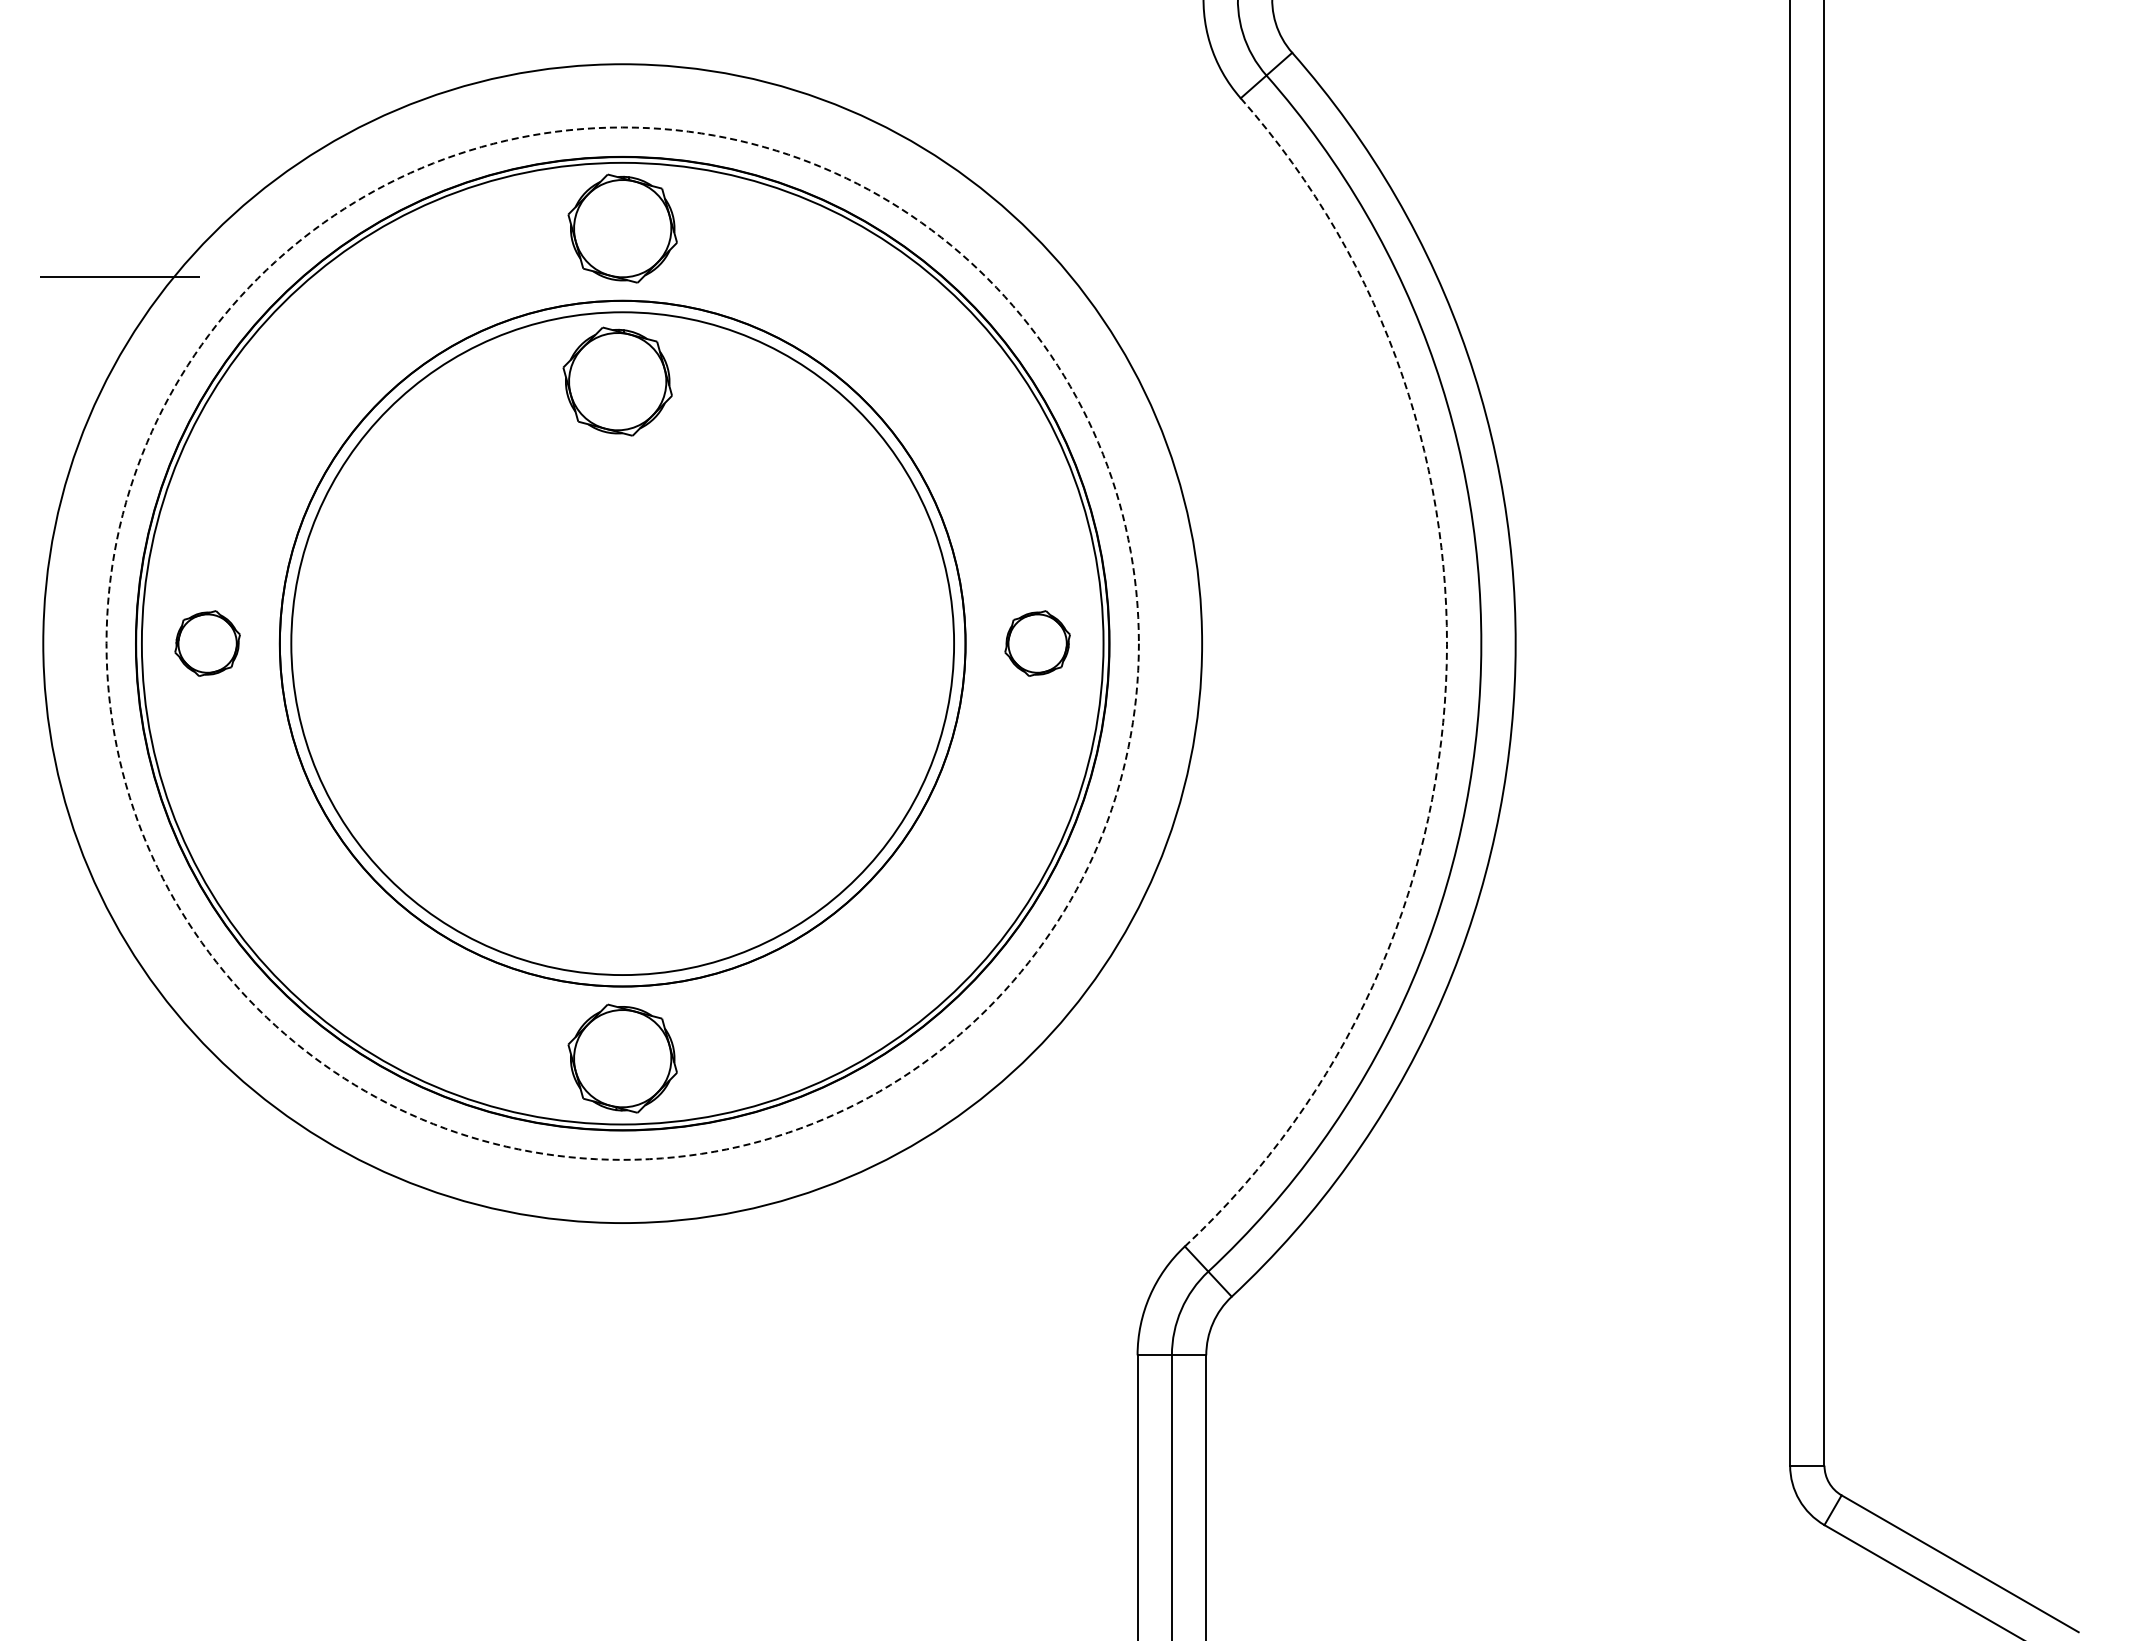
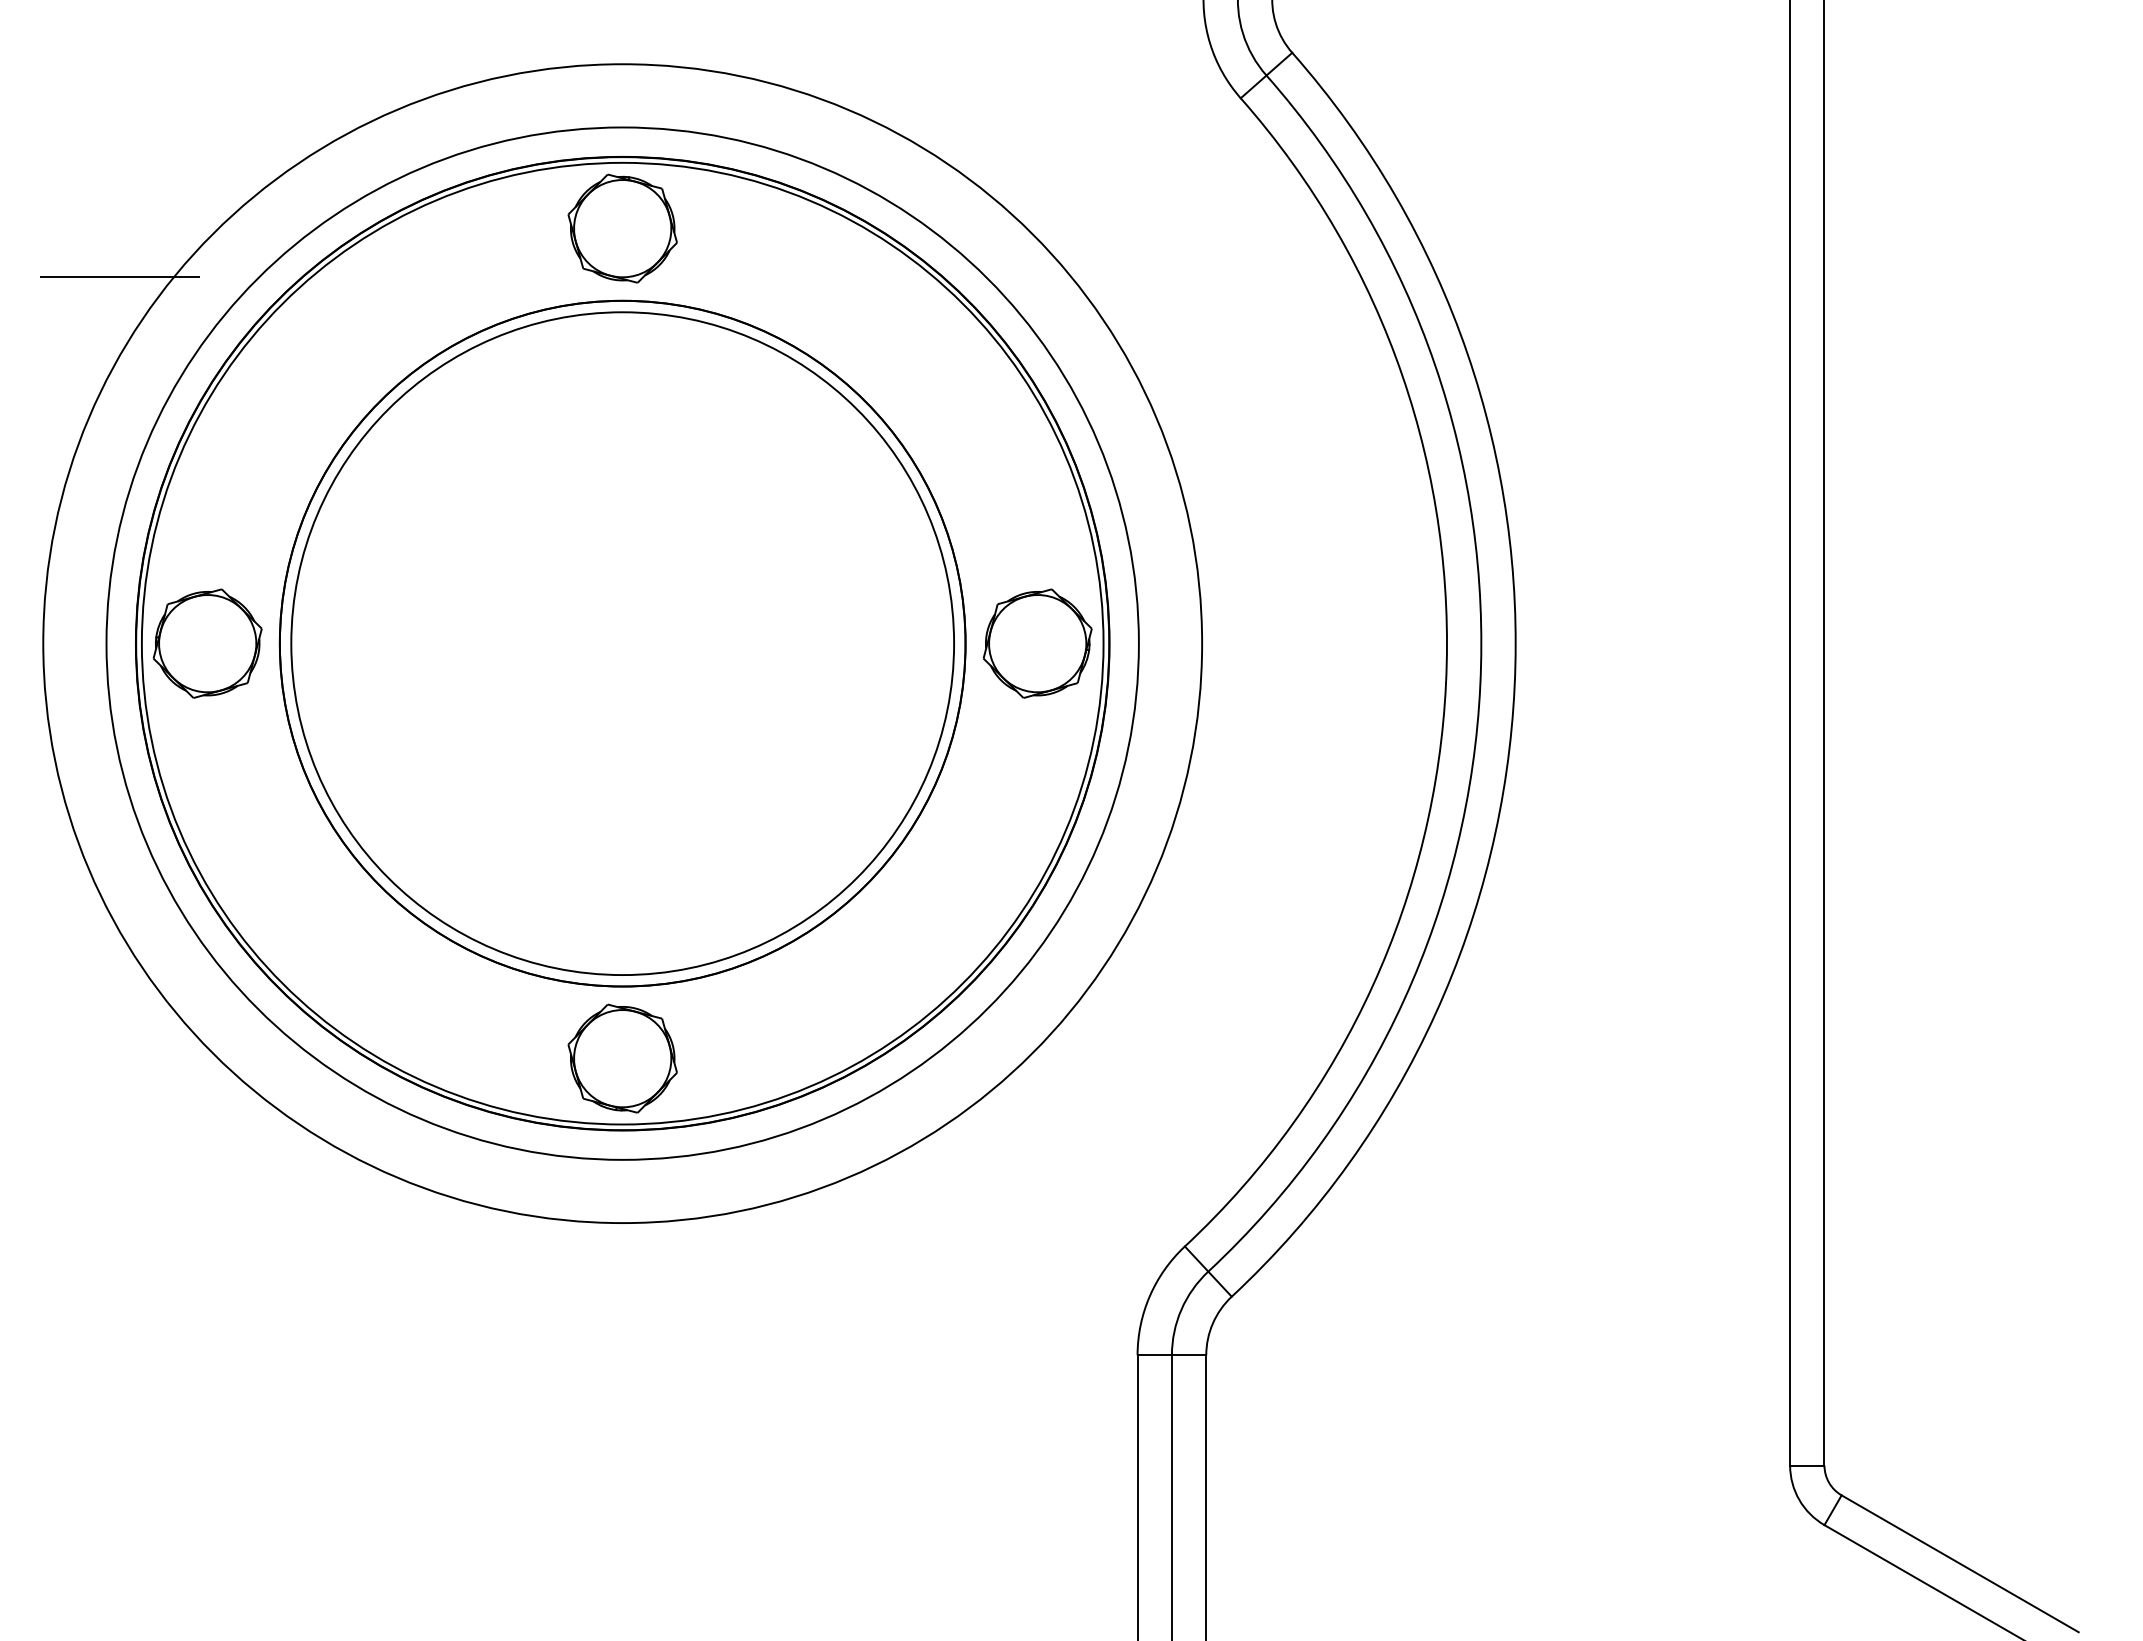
part: present -> none (617, 381)
part size: 67x67 px -> 111x111 px (207, 643)
circle: dashed -> solid (622, 643)
part size: 67x67 px -> 111x111 px (1037, 643)
arc: dashed -> solid (1446, 683)
